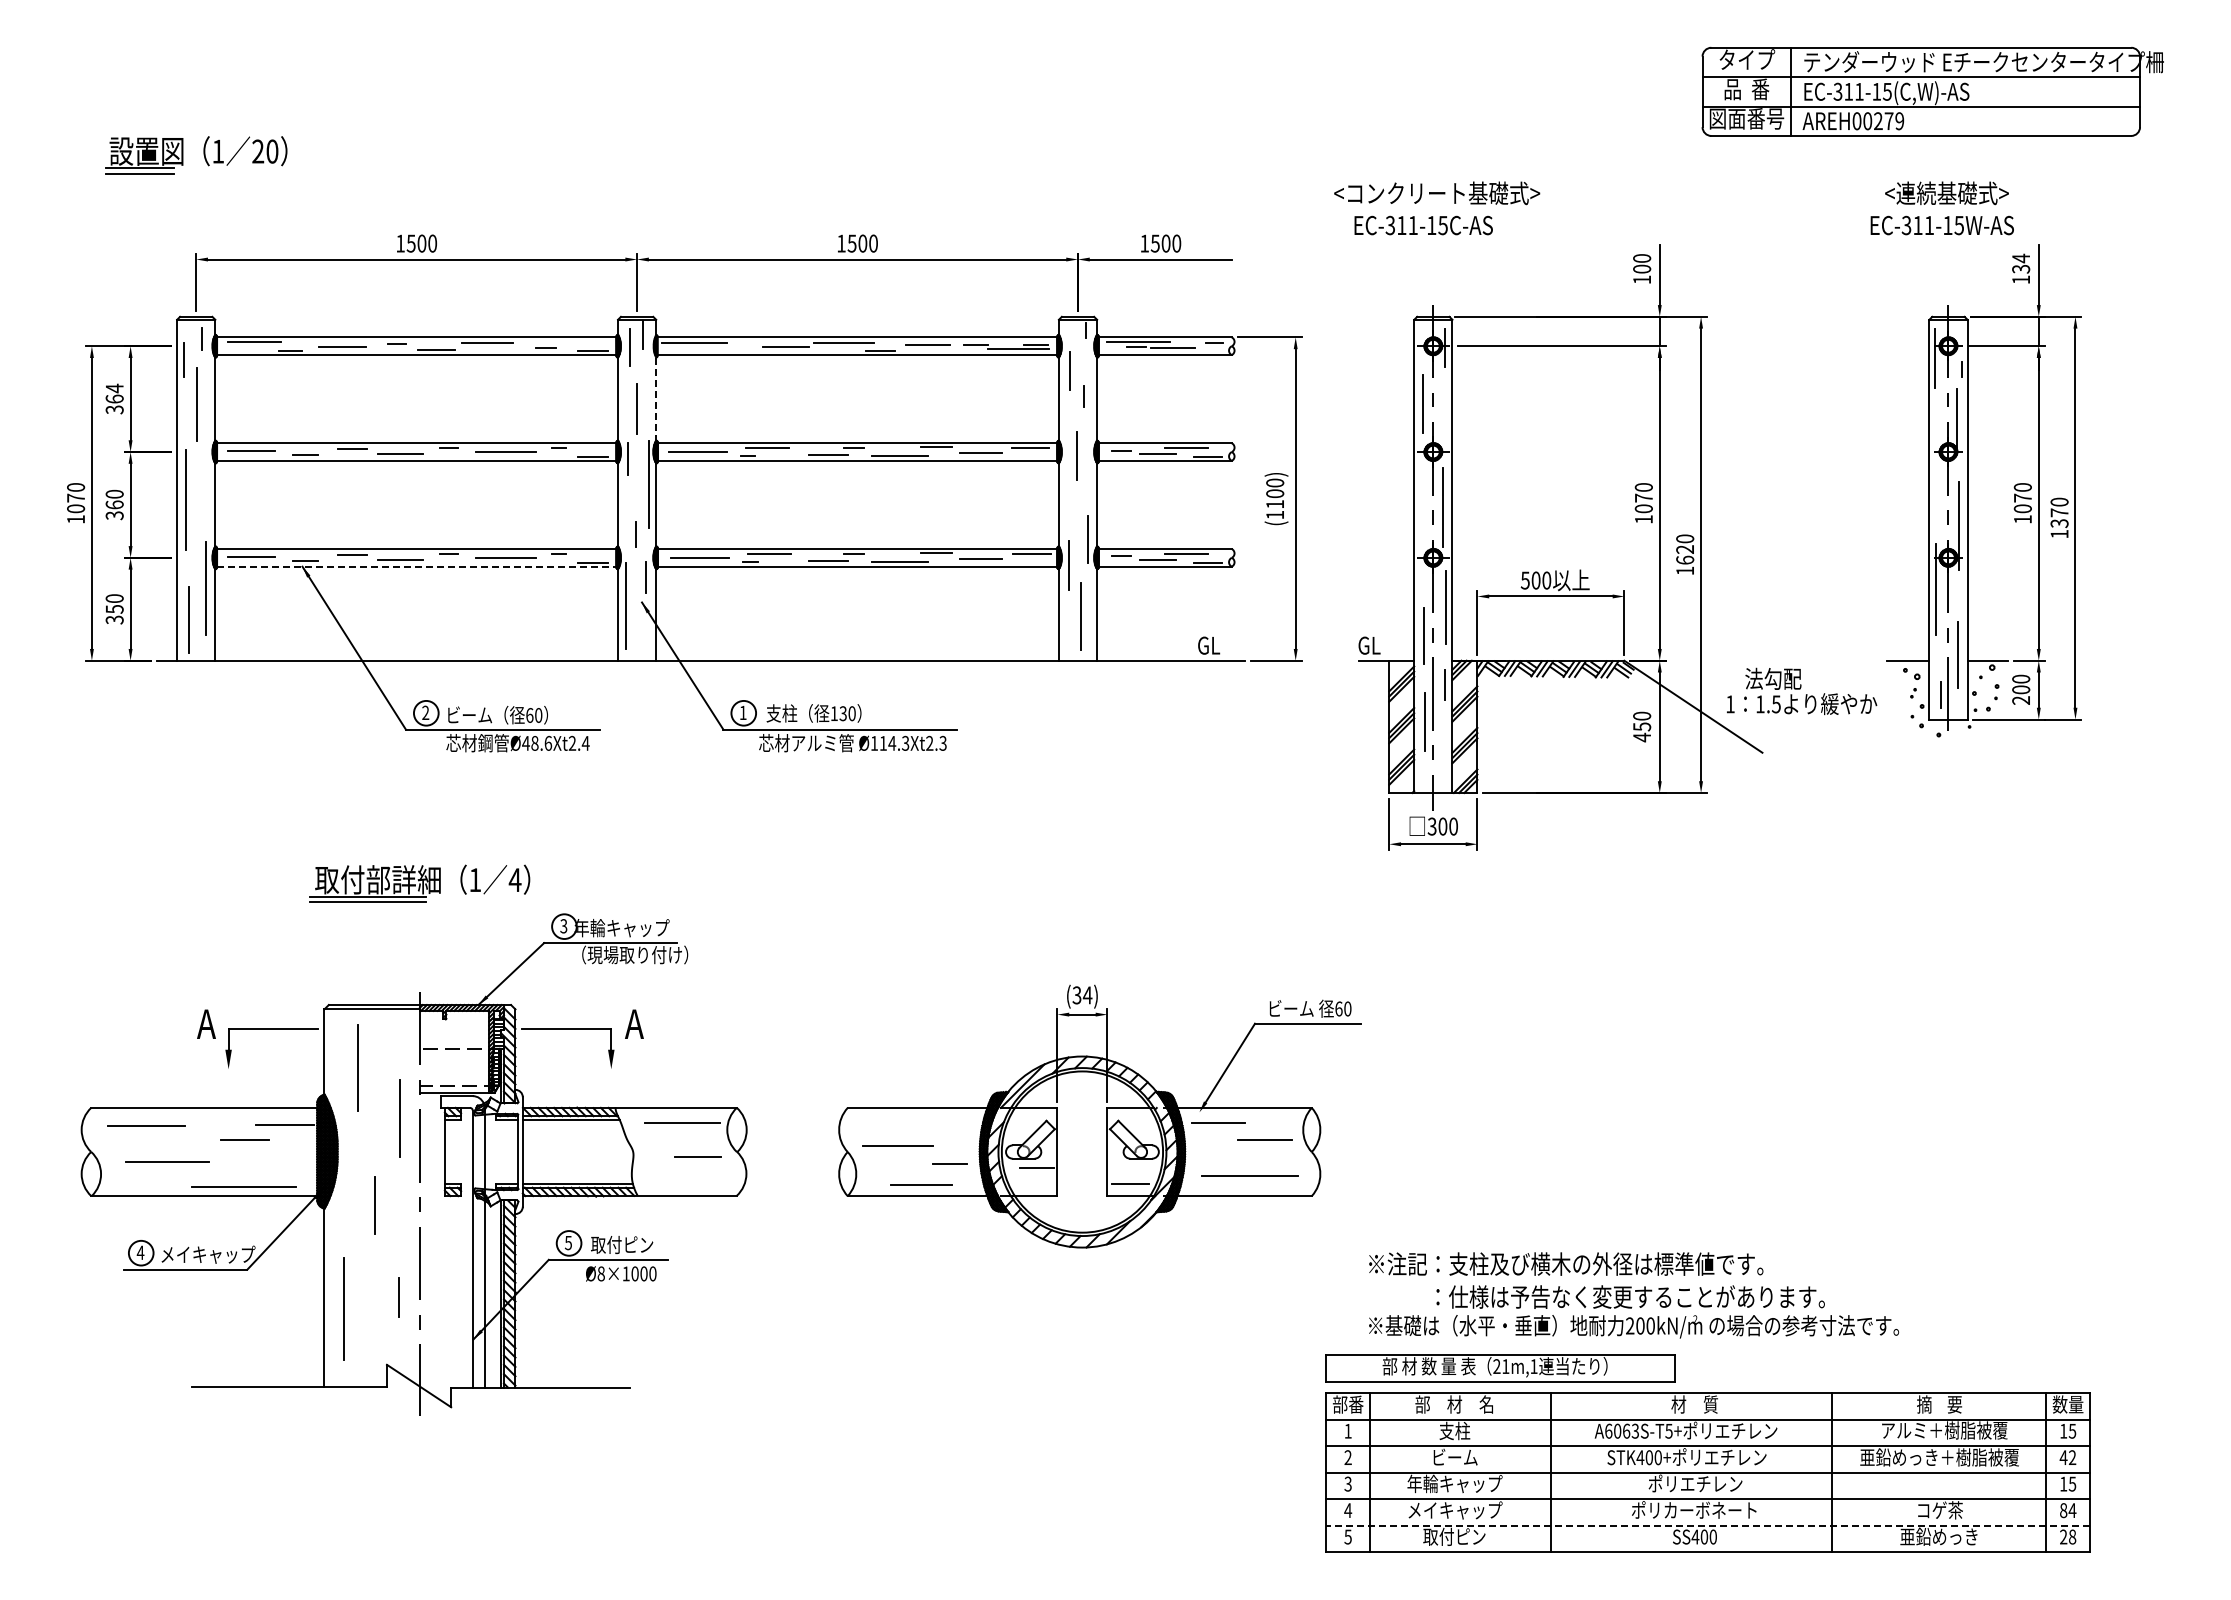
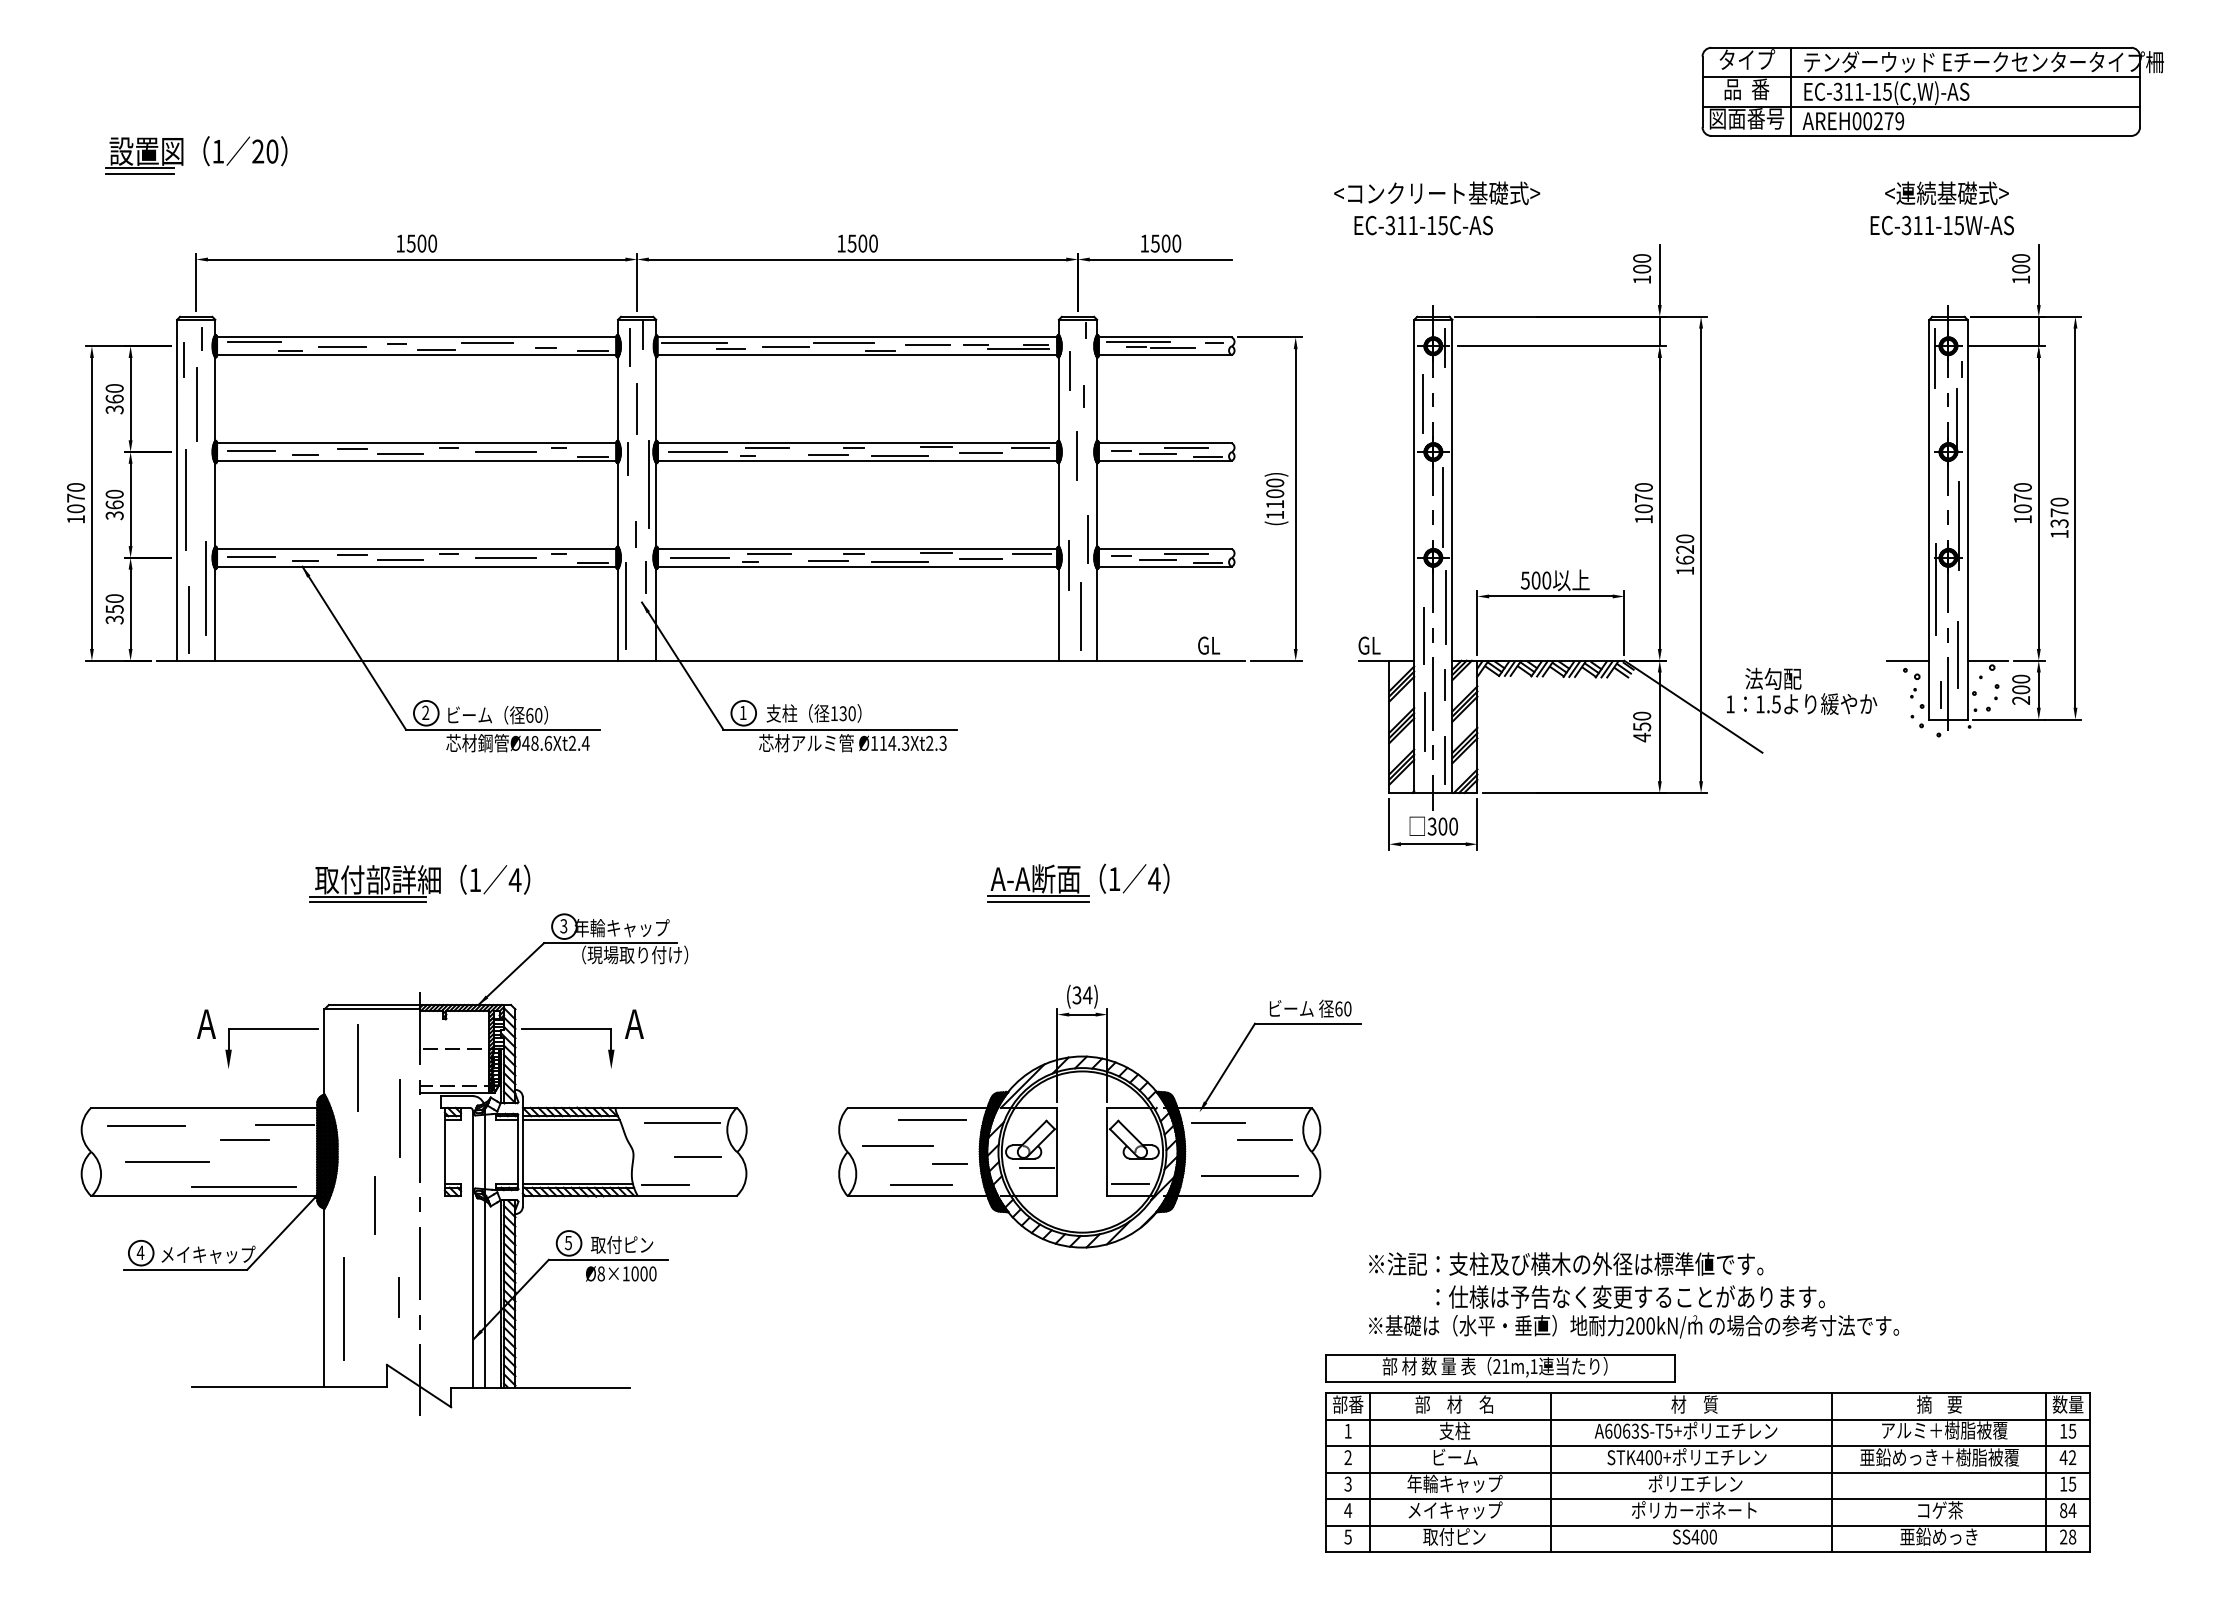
text: 134 -> 100 (2021, 263)
line: none -> present (730, 348)
text: 364 -> 360 (114, 388)
line: dashed -> solid (656, 399)
line: dashed -> solid (416, 566)
line: none -> present (1444, 760)
part: none -> present (1078, 882)
line: none -> present (932, 1119)
line: none -> present (664, 1184)
line: dashed -> solid (1707, 1525)
